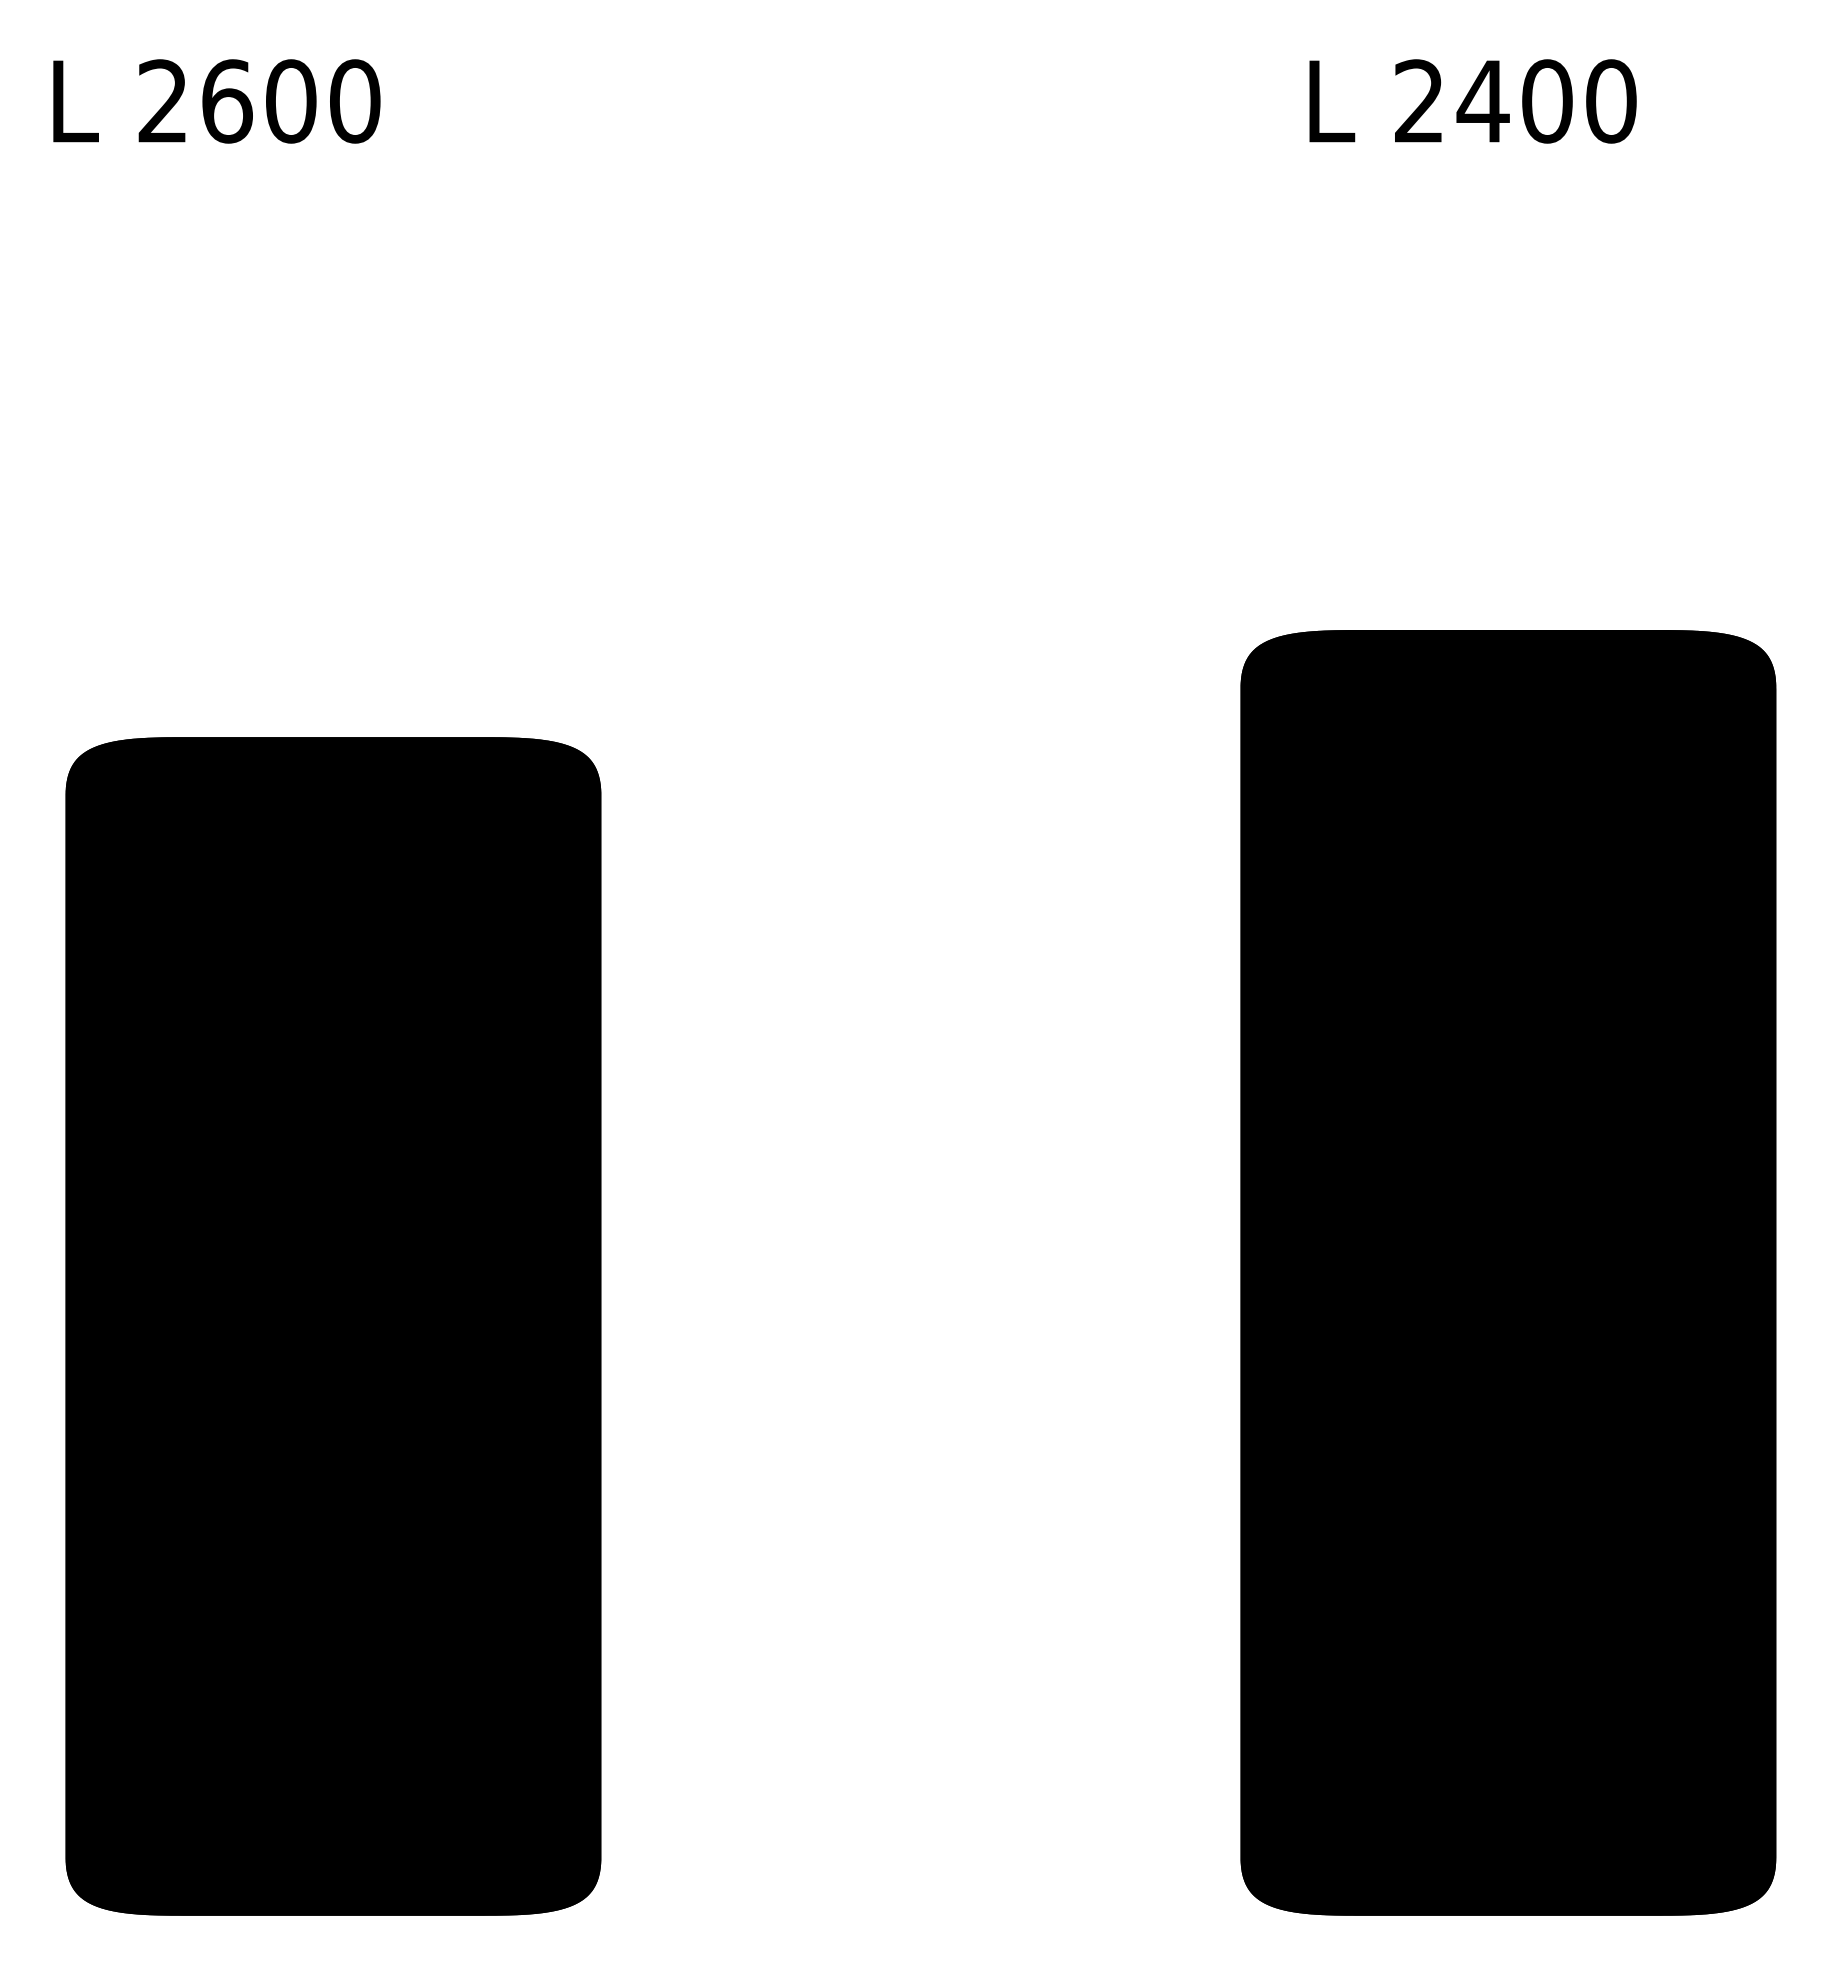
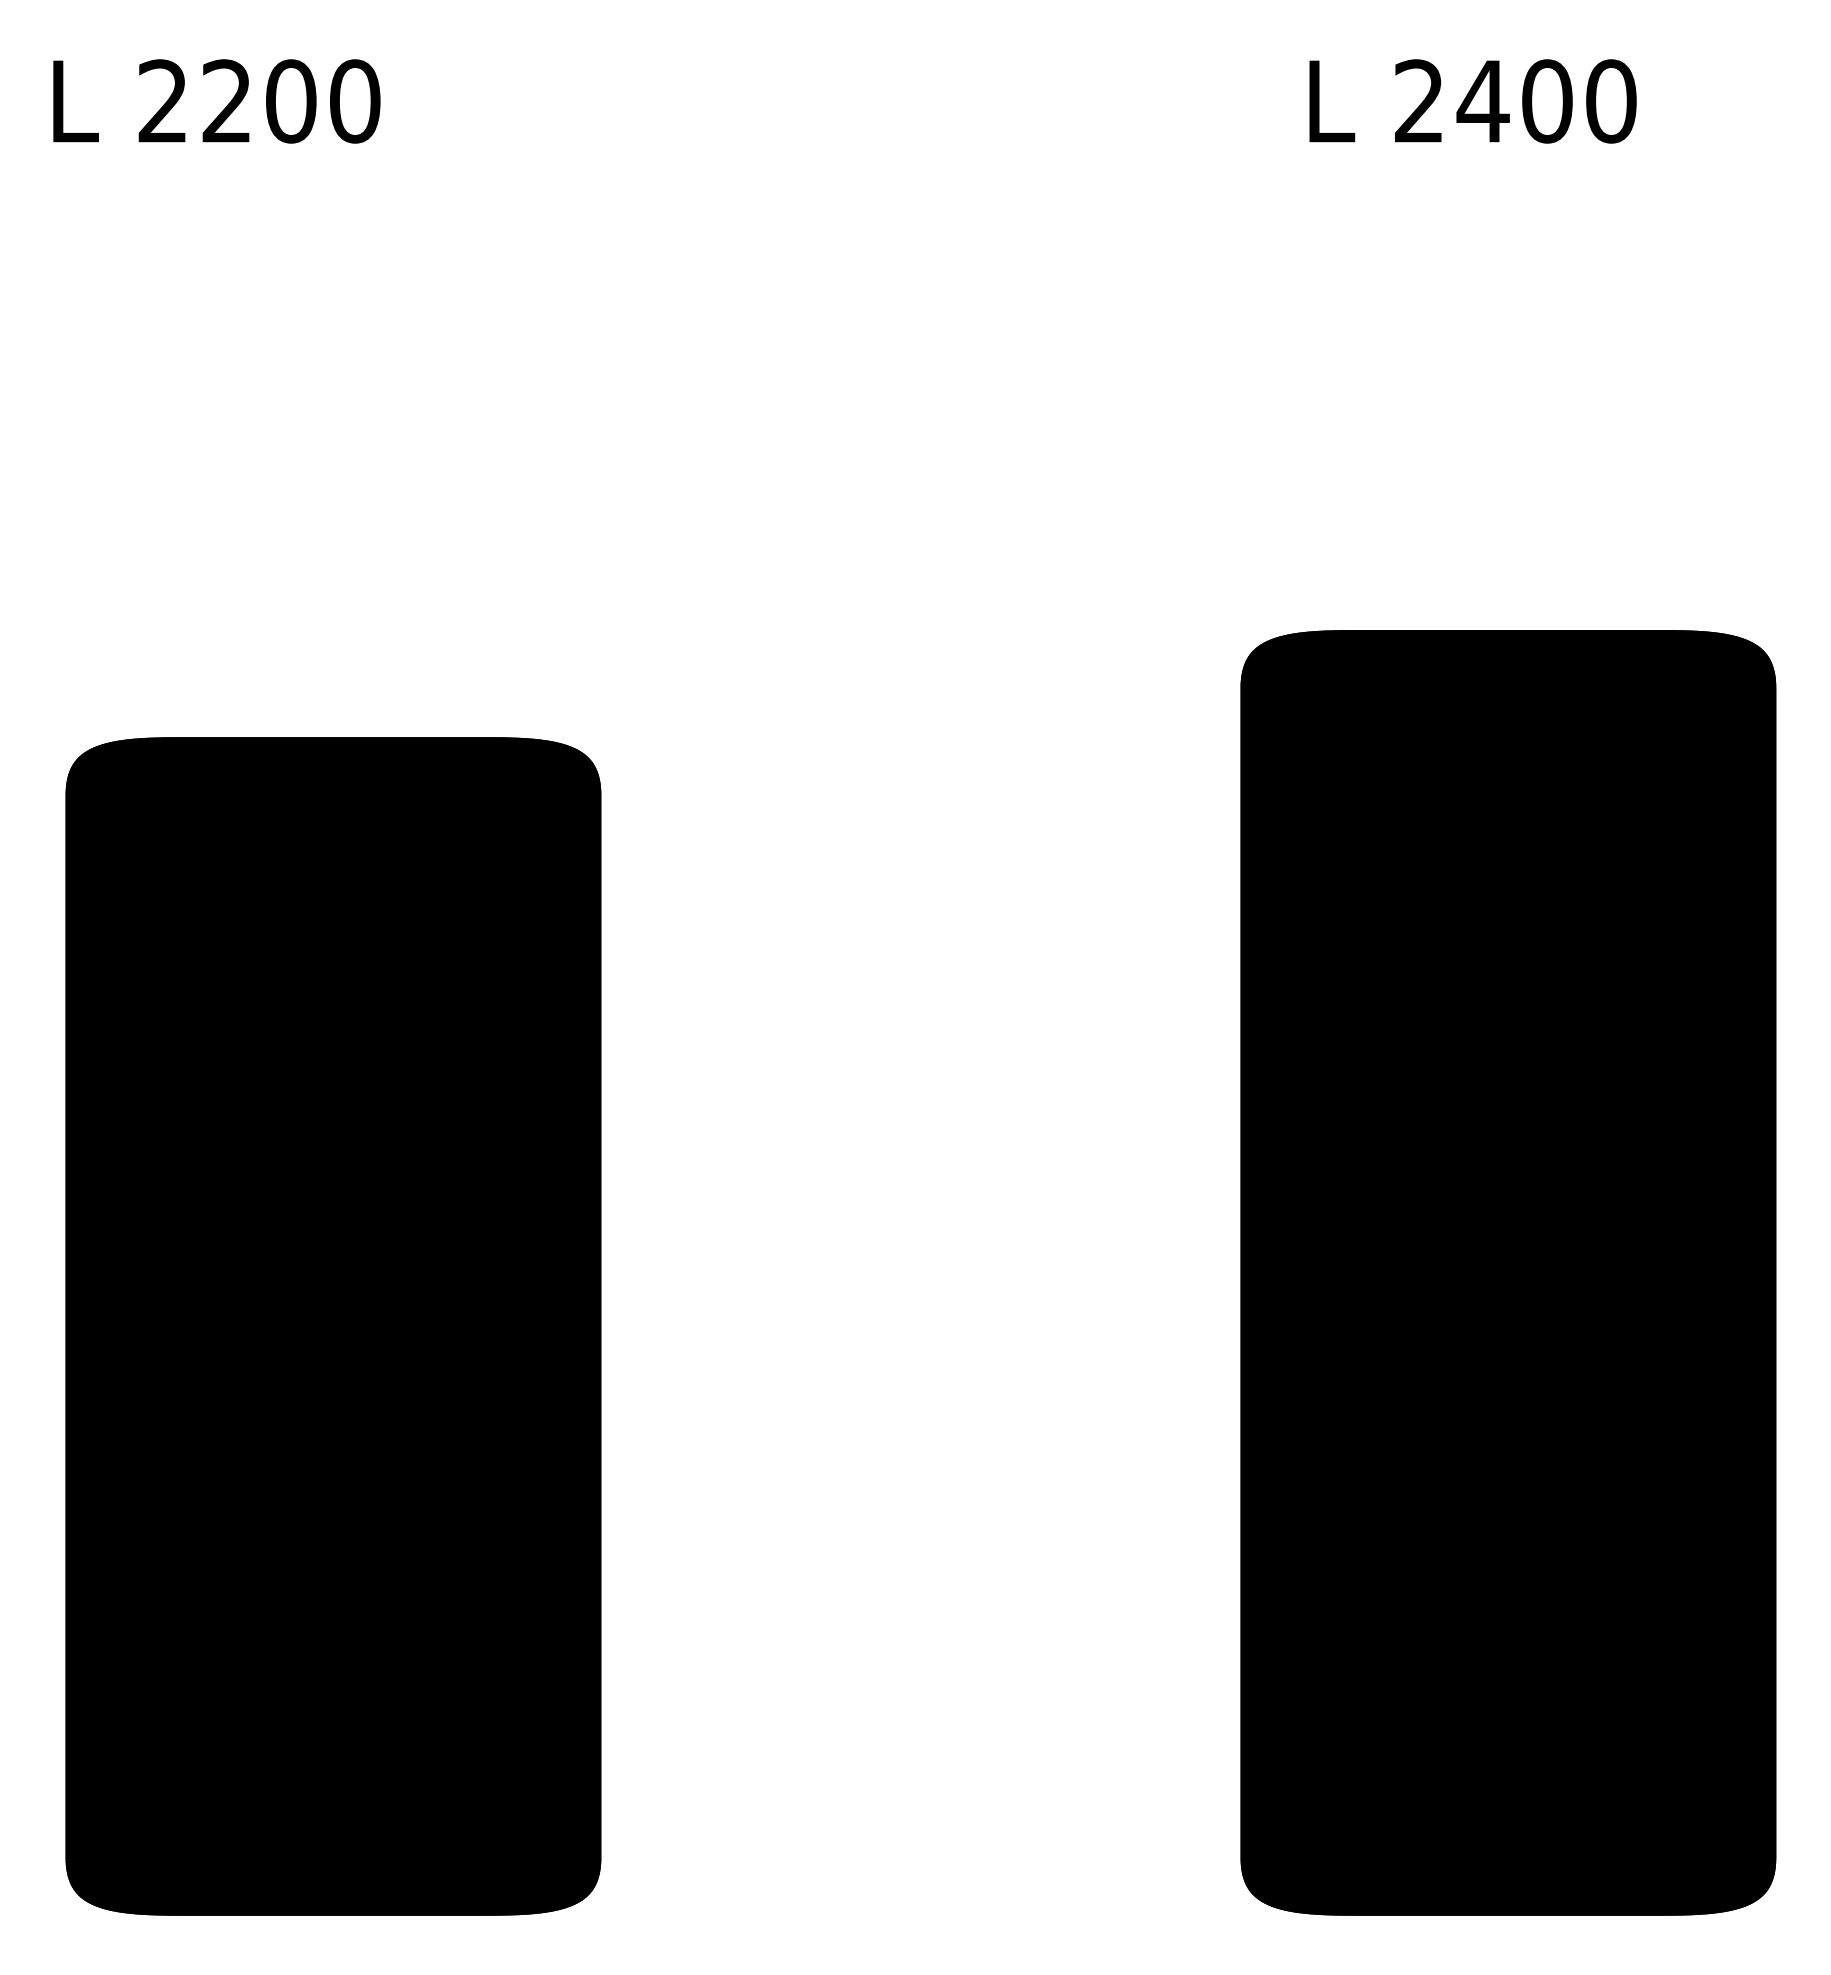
text: 2600 -> 2200 (227, 101)
